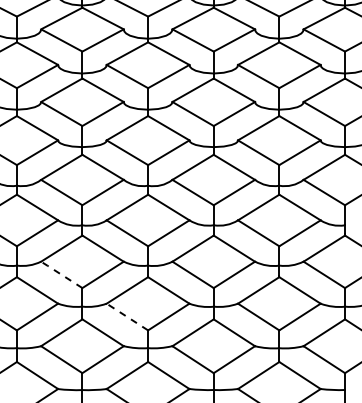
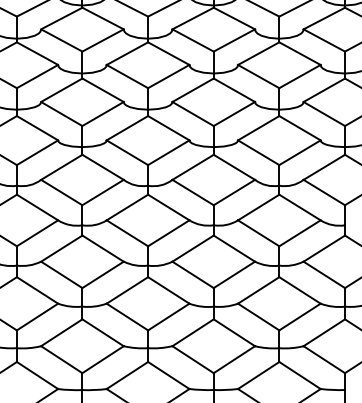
line: dashed -> solid (60, 274)
line: dashed -> solid (127, 317)
